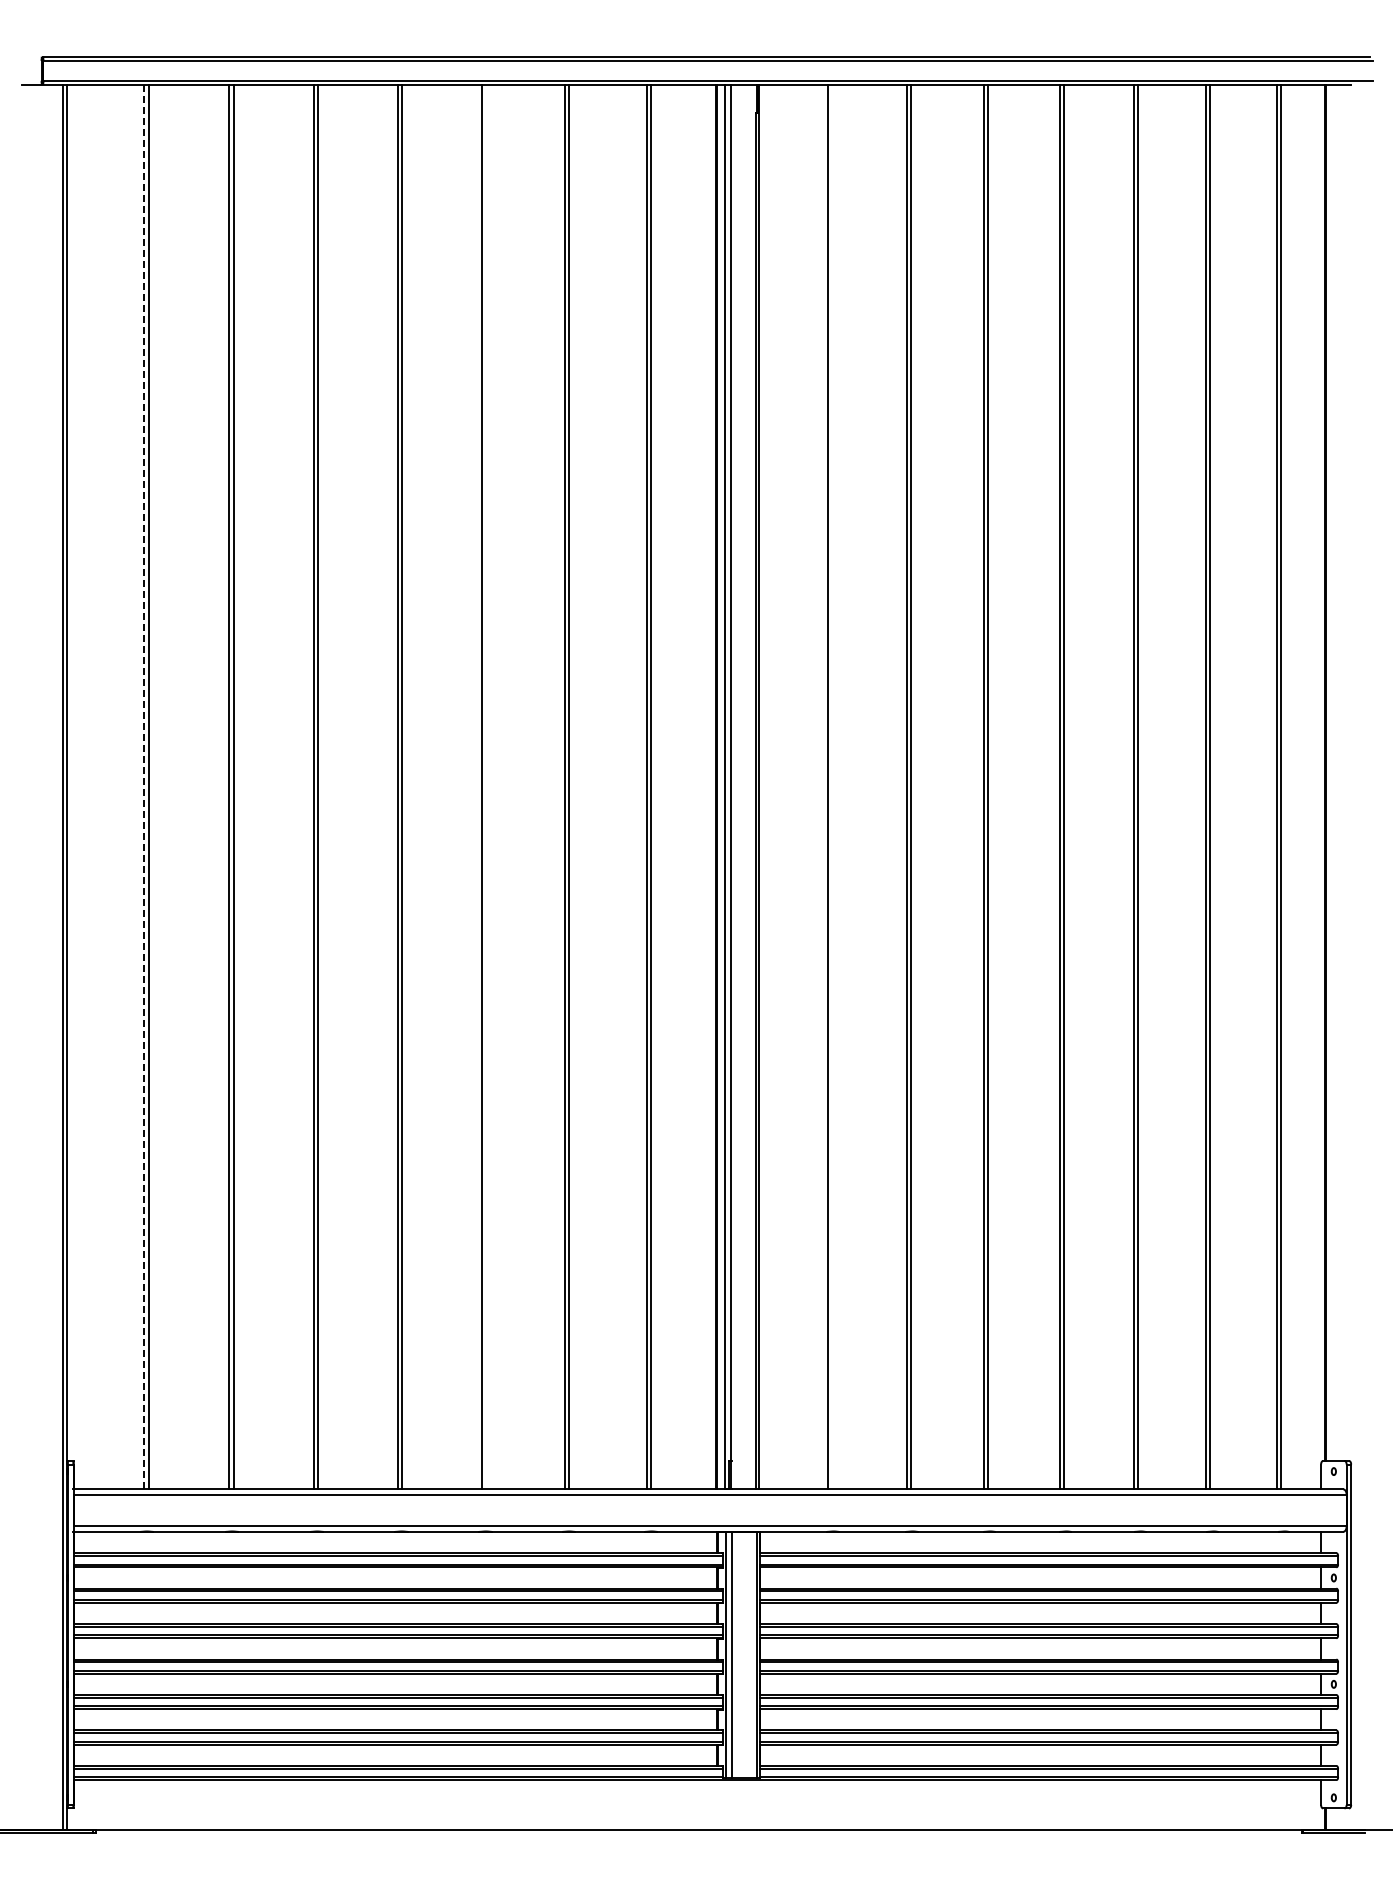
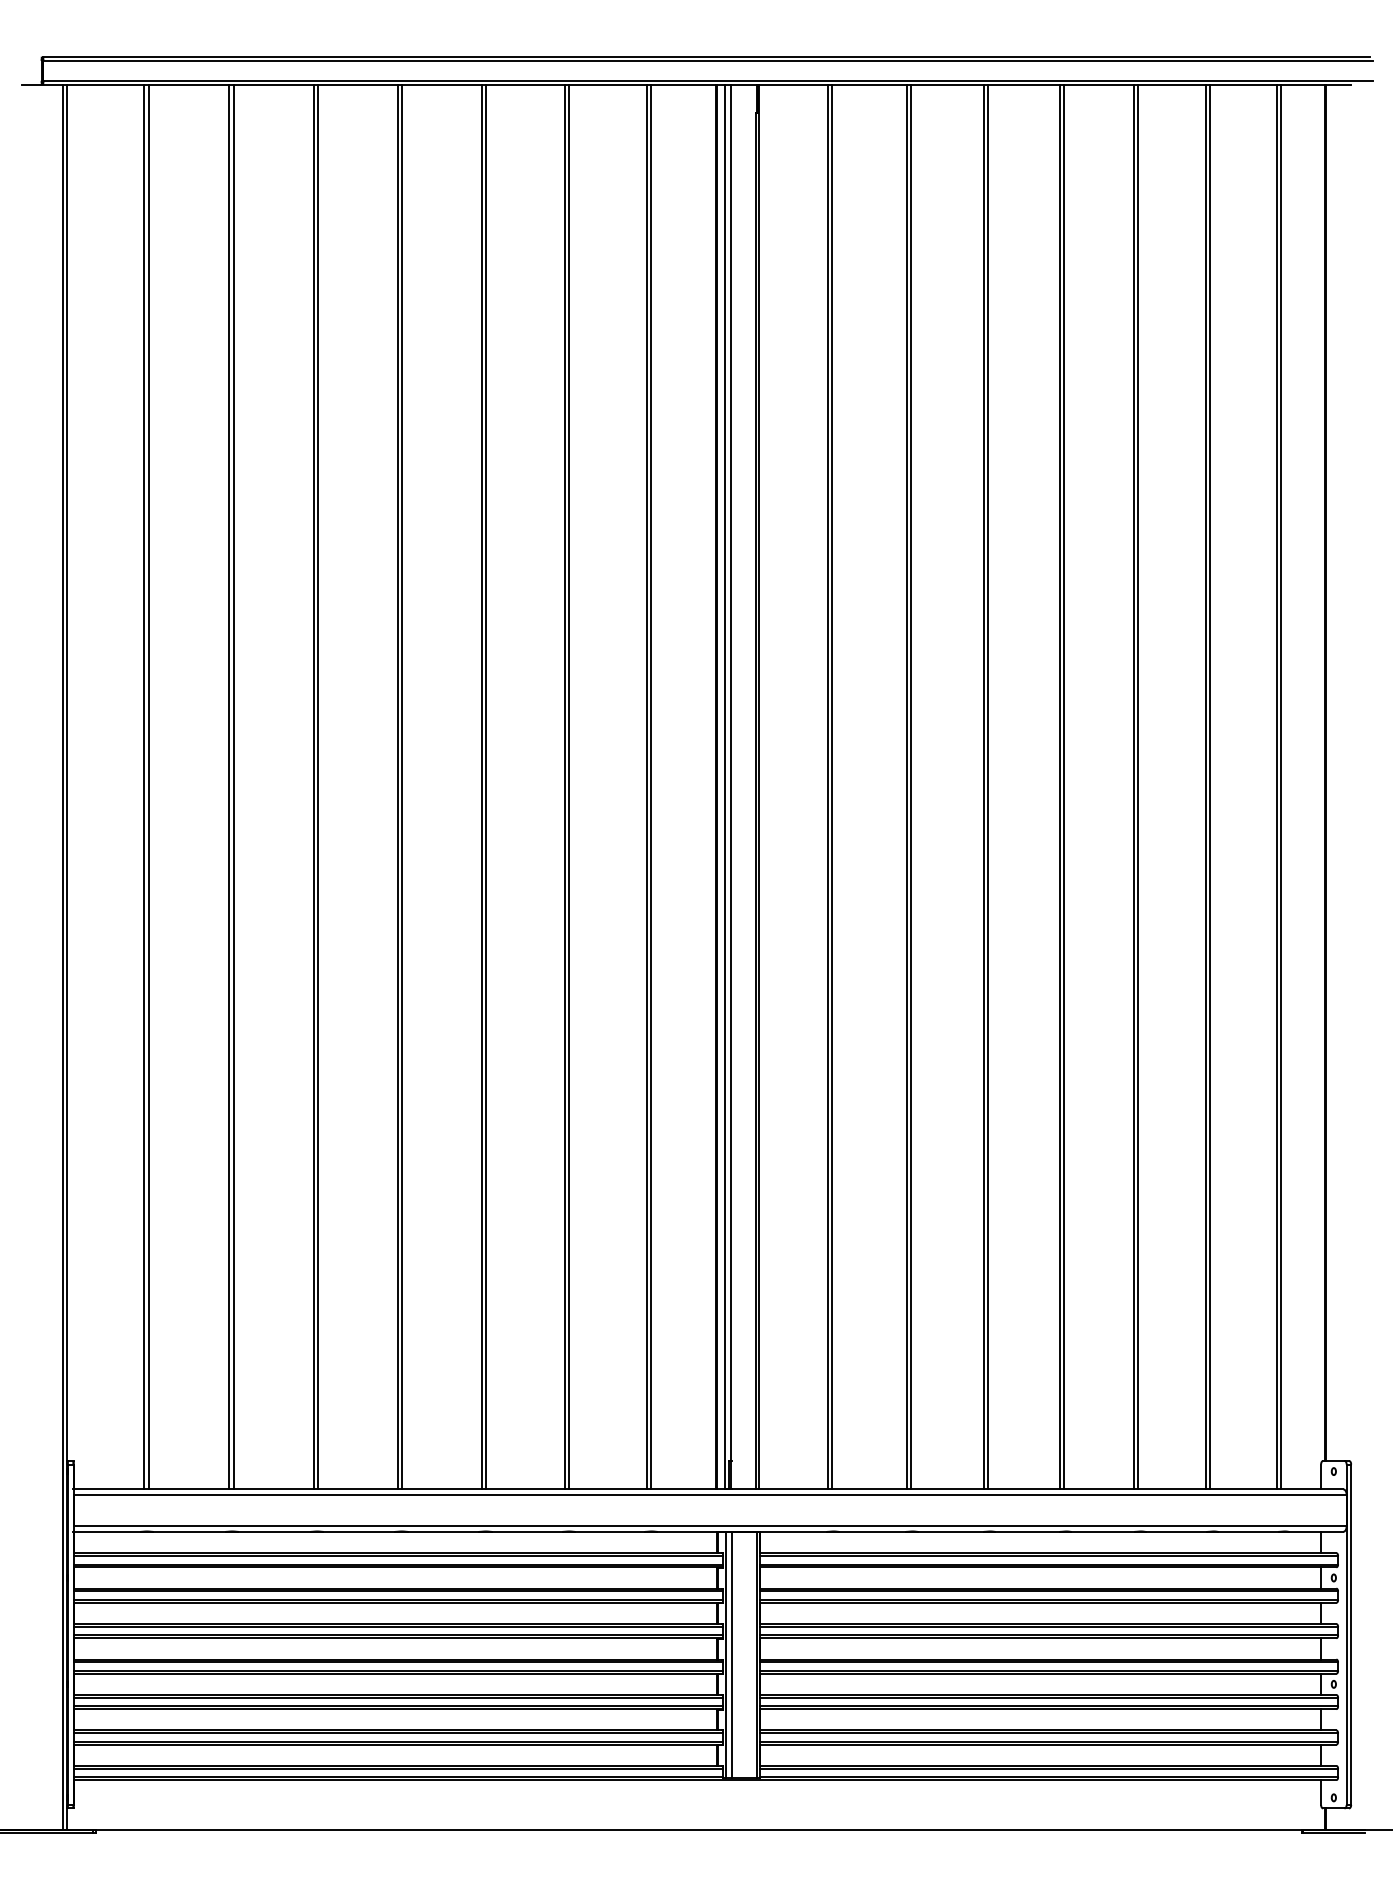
line: dashed -> solid (144, 787)
line: none -> present (485, 787)
line: none -> present (832, 787)
